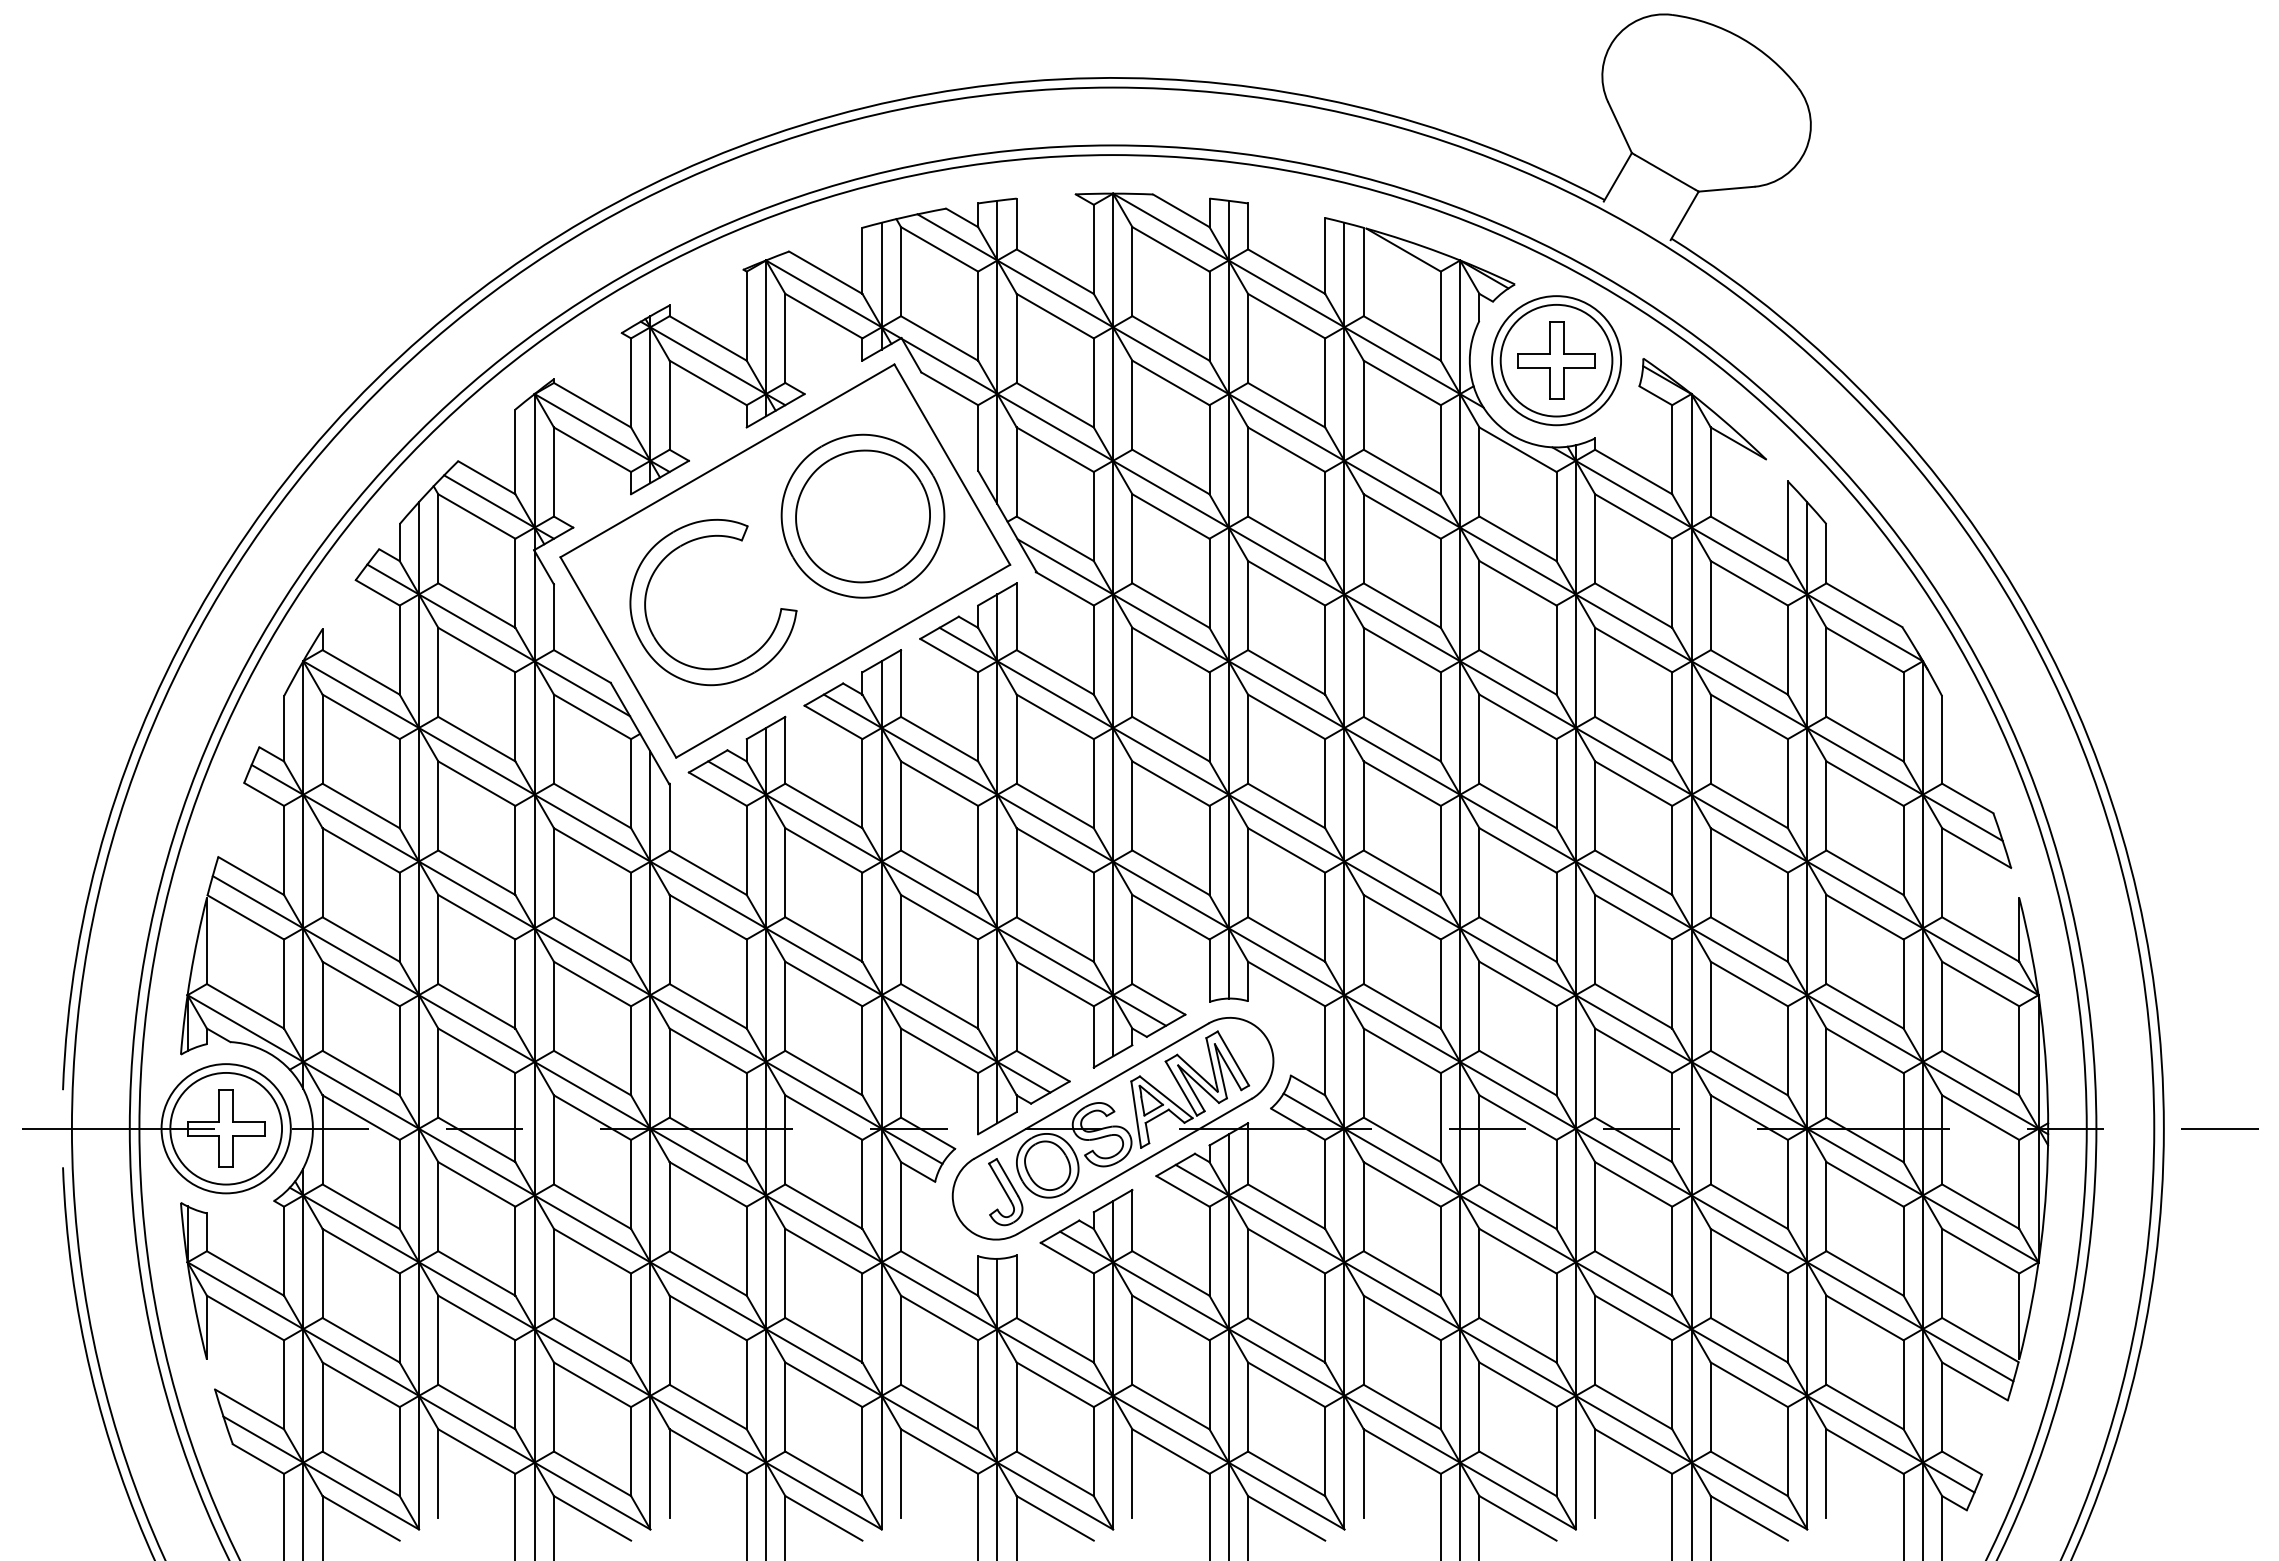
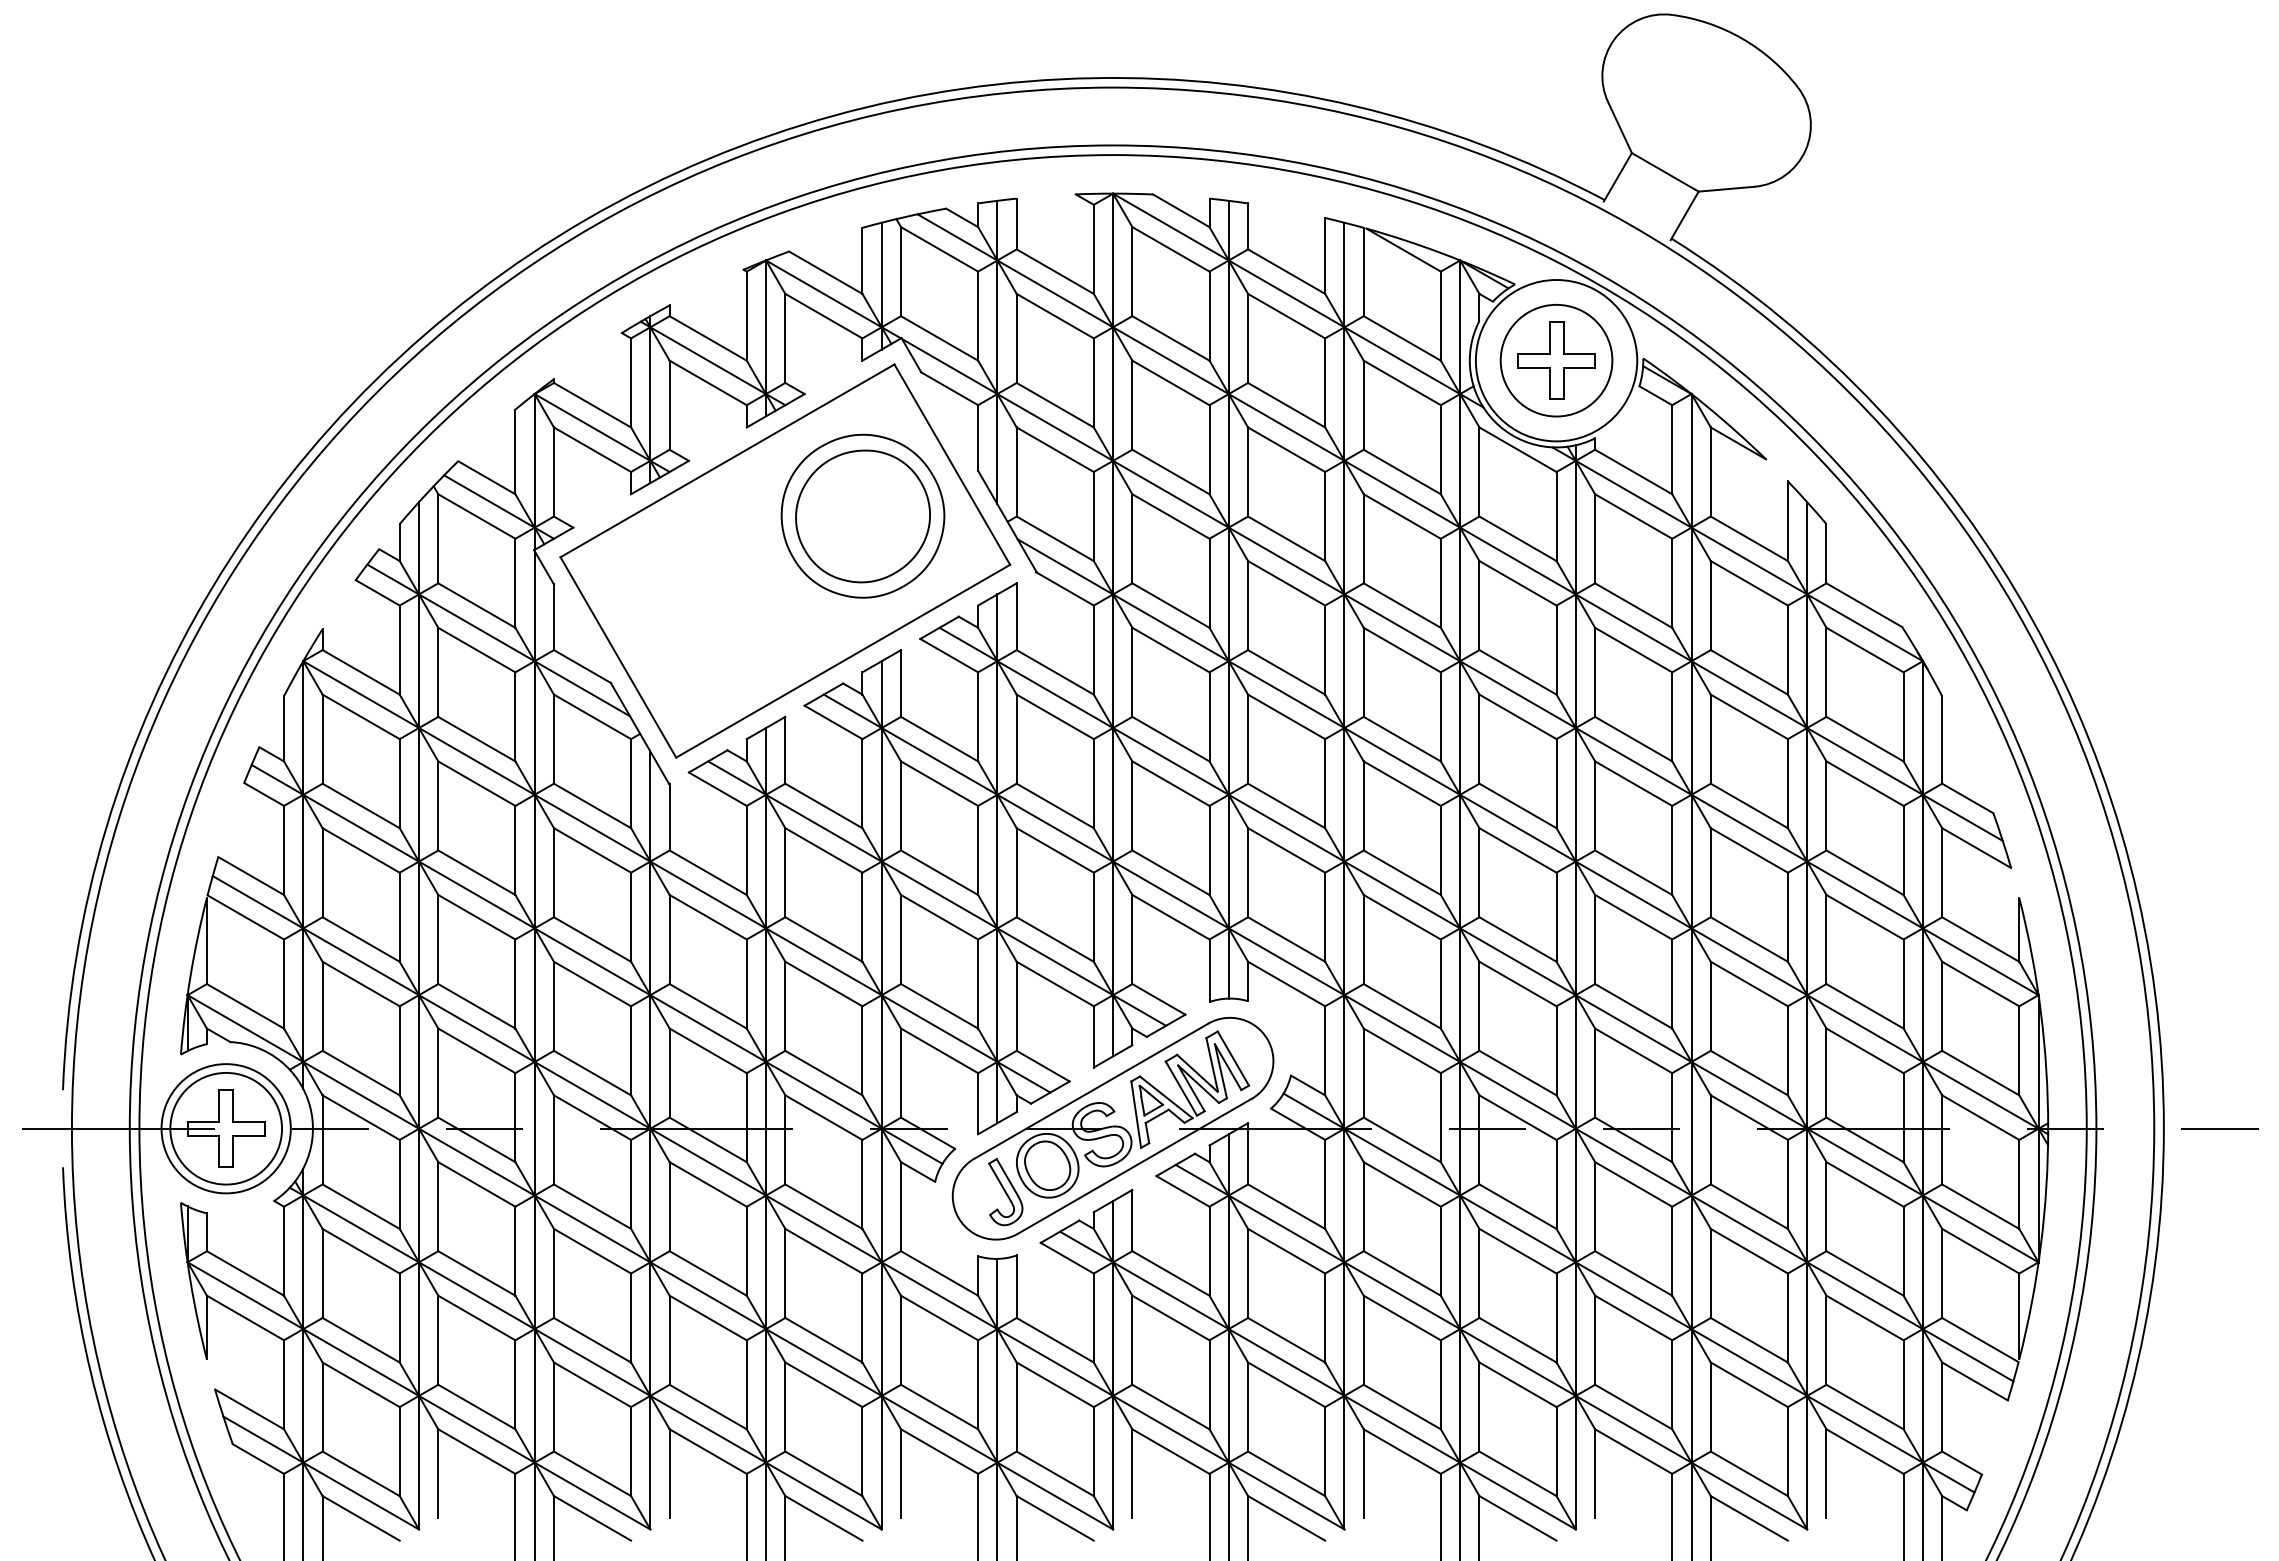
circle diameter: 129 px -> 161 px (1556, 360)
part: present -> none (684, 545)
